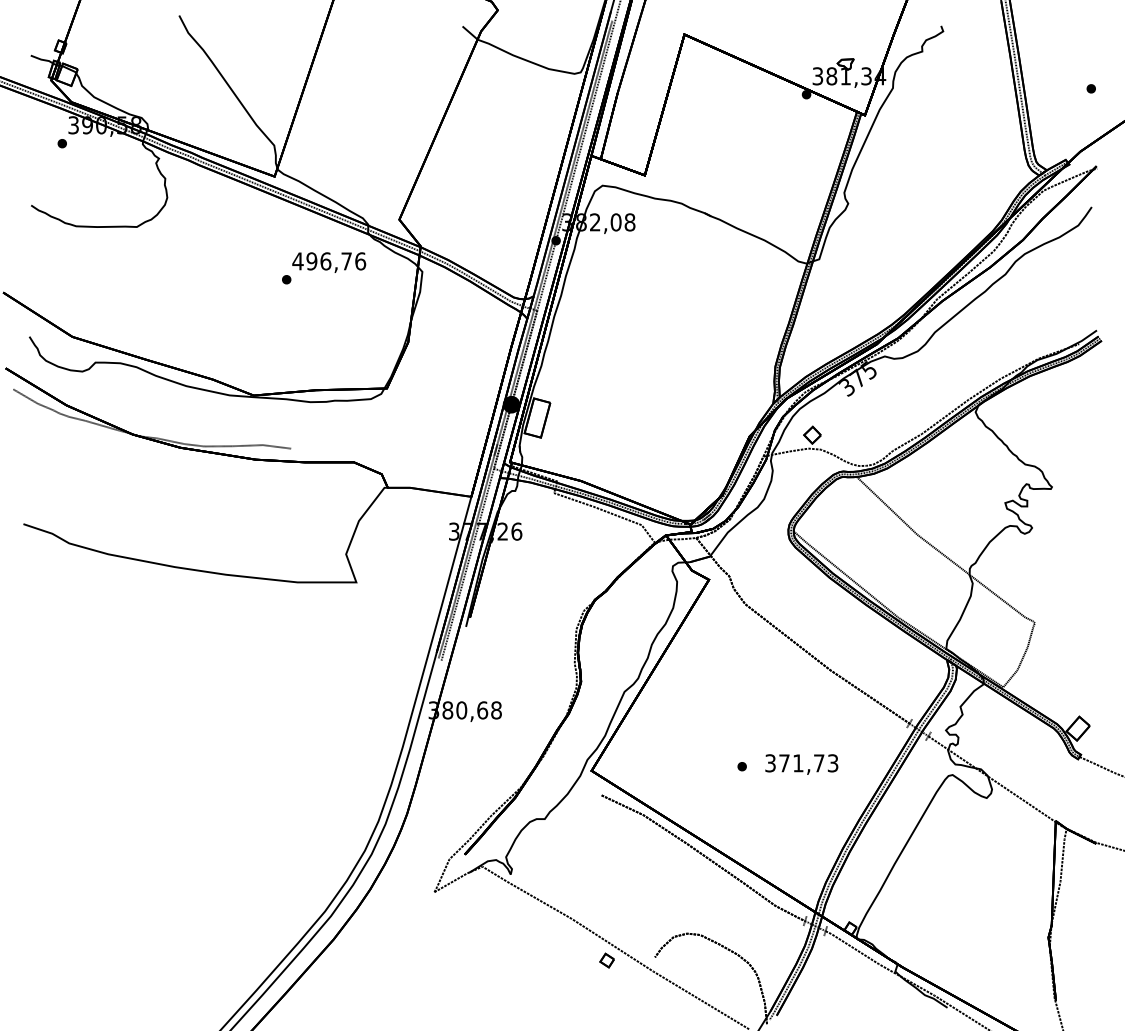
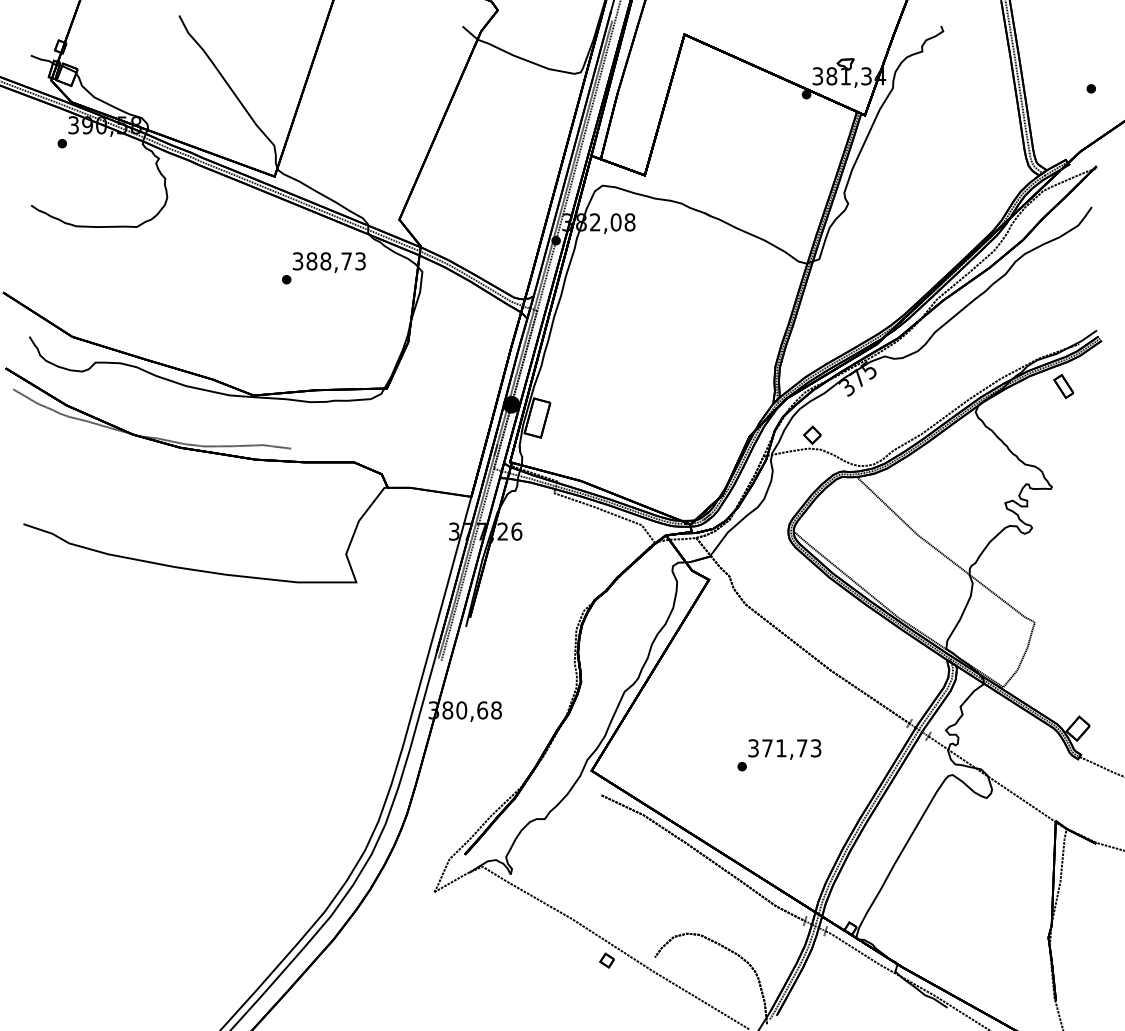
text: 496,76 -> 388,73 (329, 261)
part: none -> present (1063, 386)
text position: (801, 764) -> (784, 749) (784, 749)
